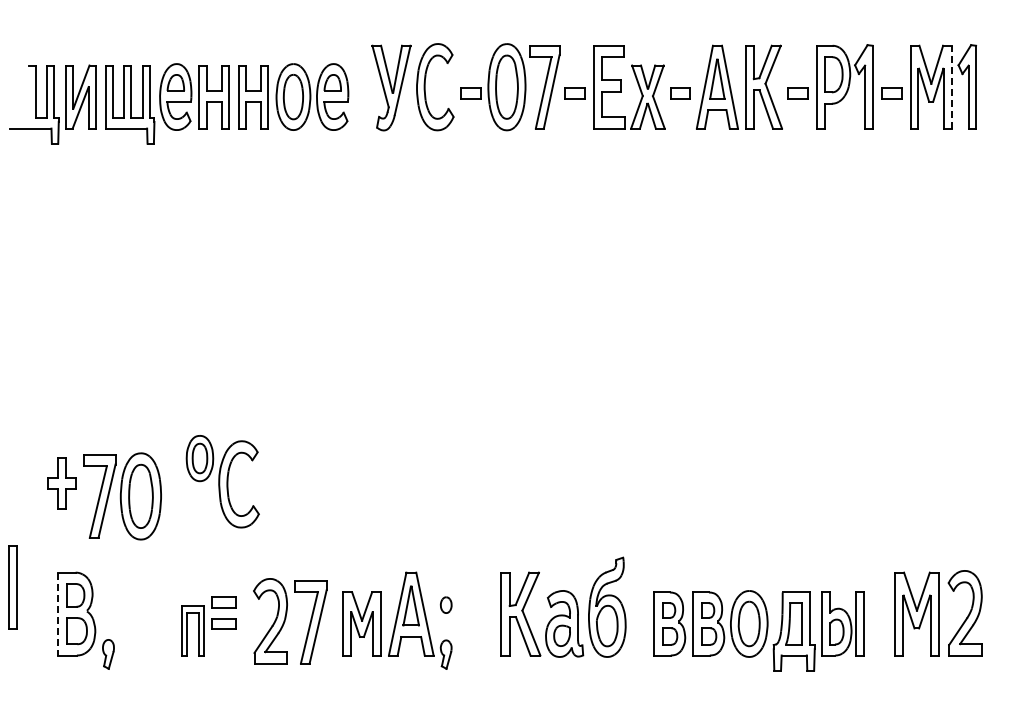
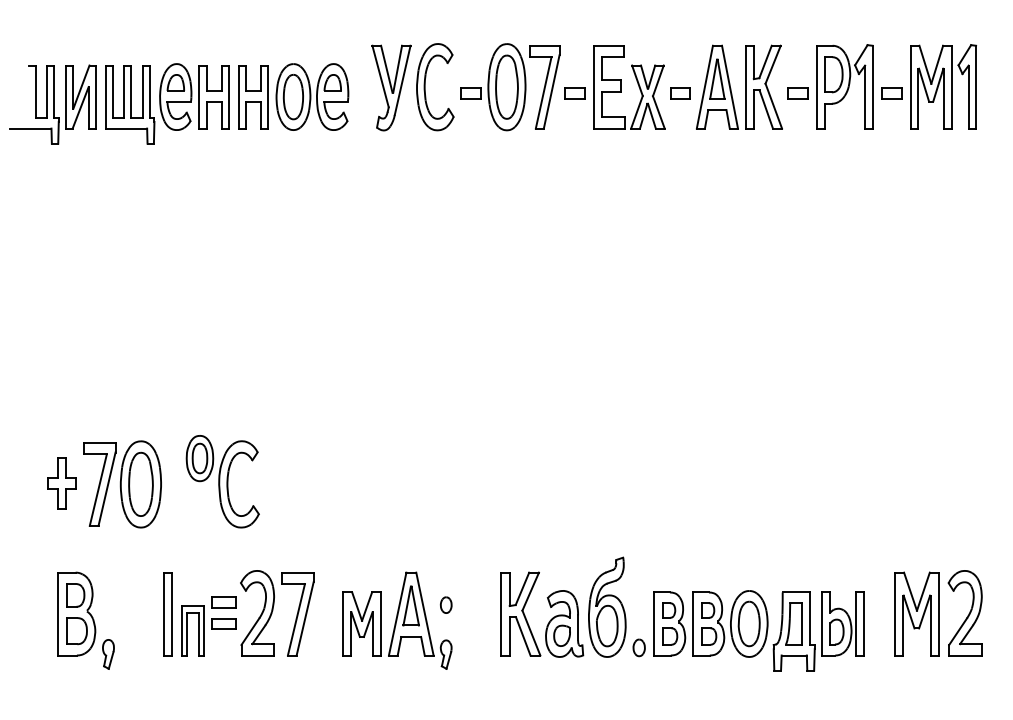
line: dashed -> solid (951, 86)
part position: (122, 496) -> (122, 484) (122, 484)
part position: (12, 587) -> (167, 614) (167, 614)
line: dashed -> solid (58, 614)
part position: (290, 621) -> (277, 613) (277, 613)
part: none -> present (638, 647)
